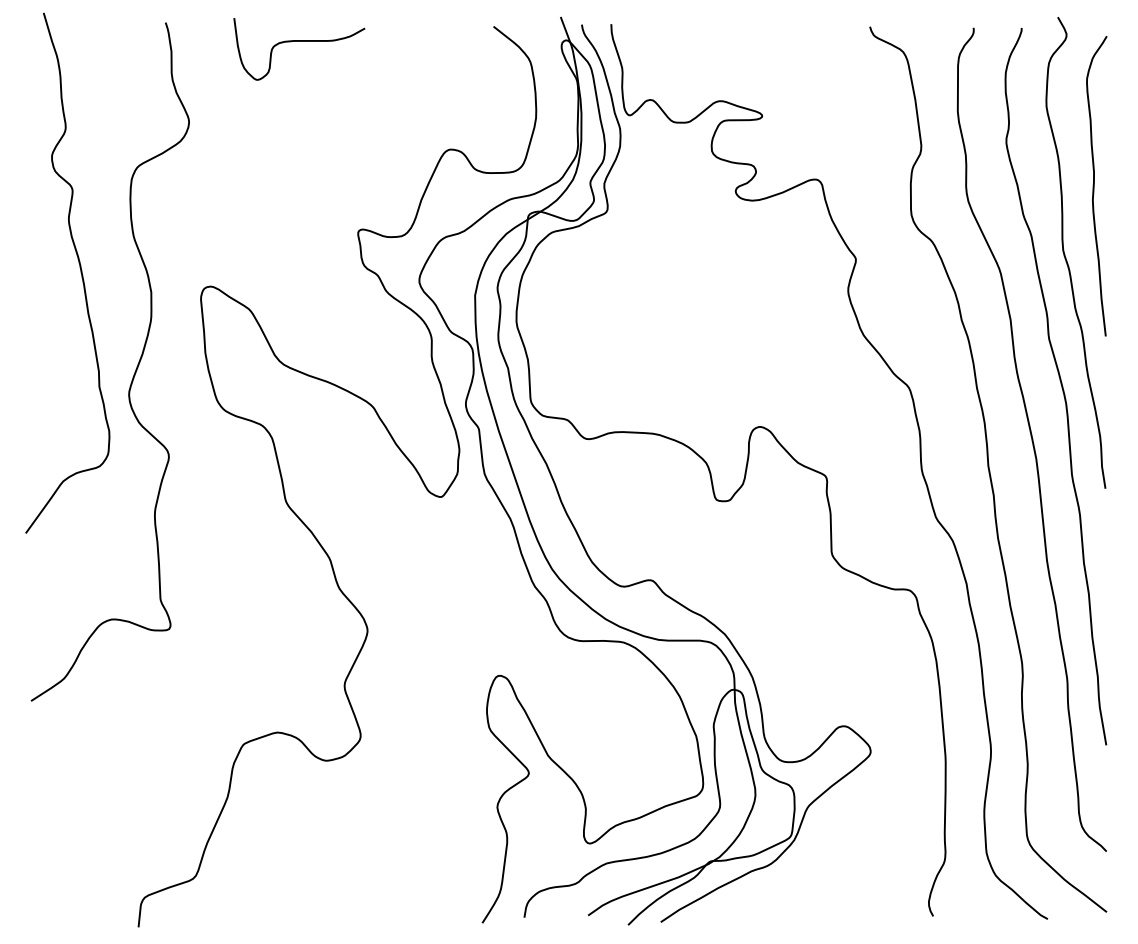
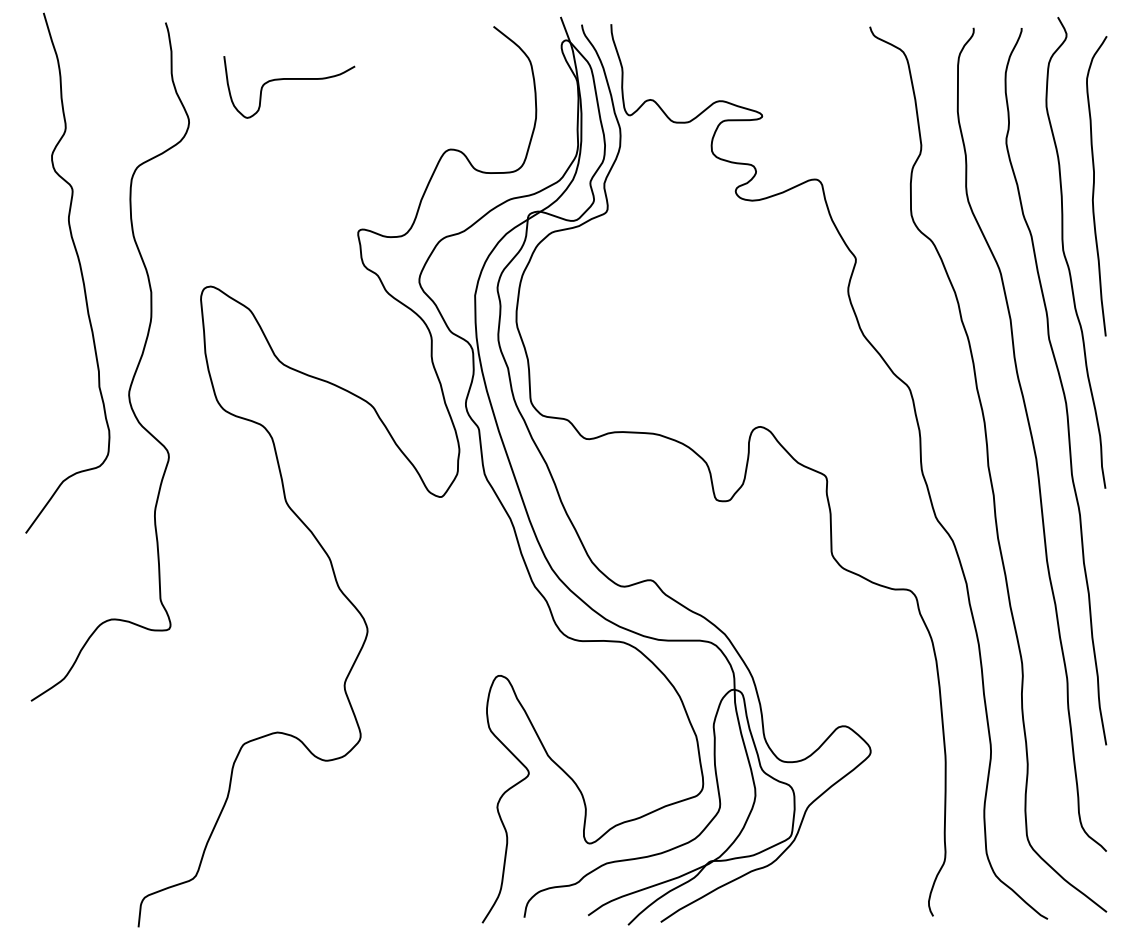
curve position: (299, 41) -> (289, 79) (289, 79)
